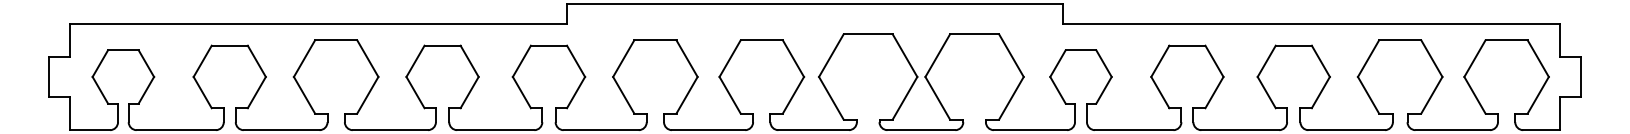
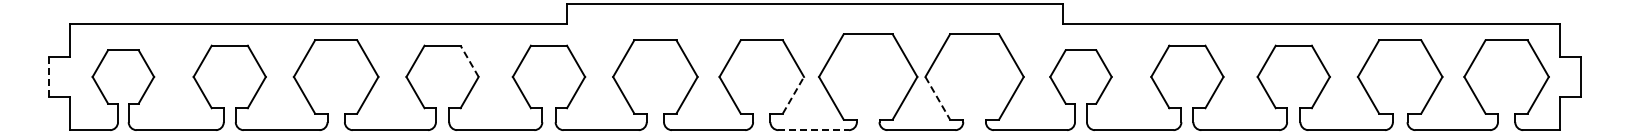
line: solid -> dashed (469, 60)
line: solid -> dashed (48, 76)
line: solid -> dashed (793, 94)
line: solid -> dashed (937, 98)
line: solid -> dashed (814, 130)
